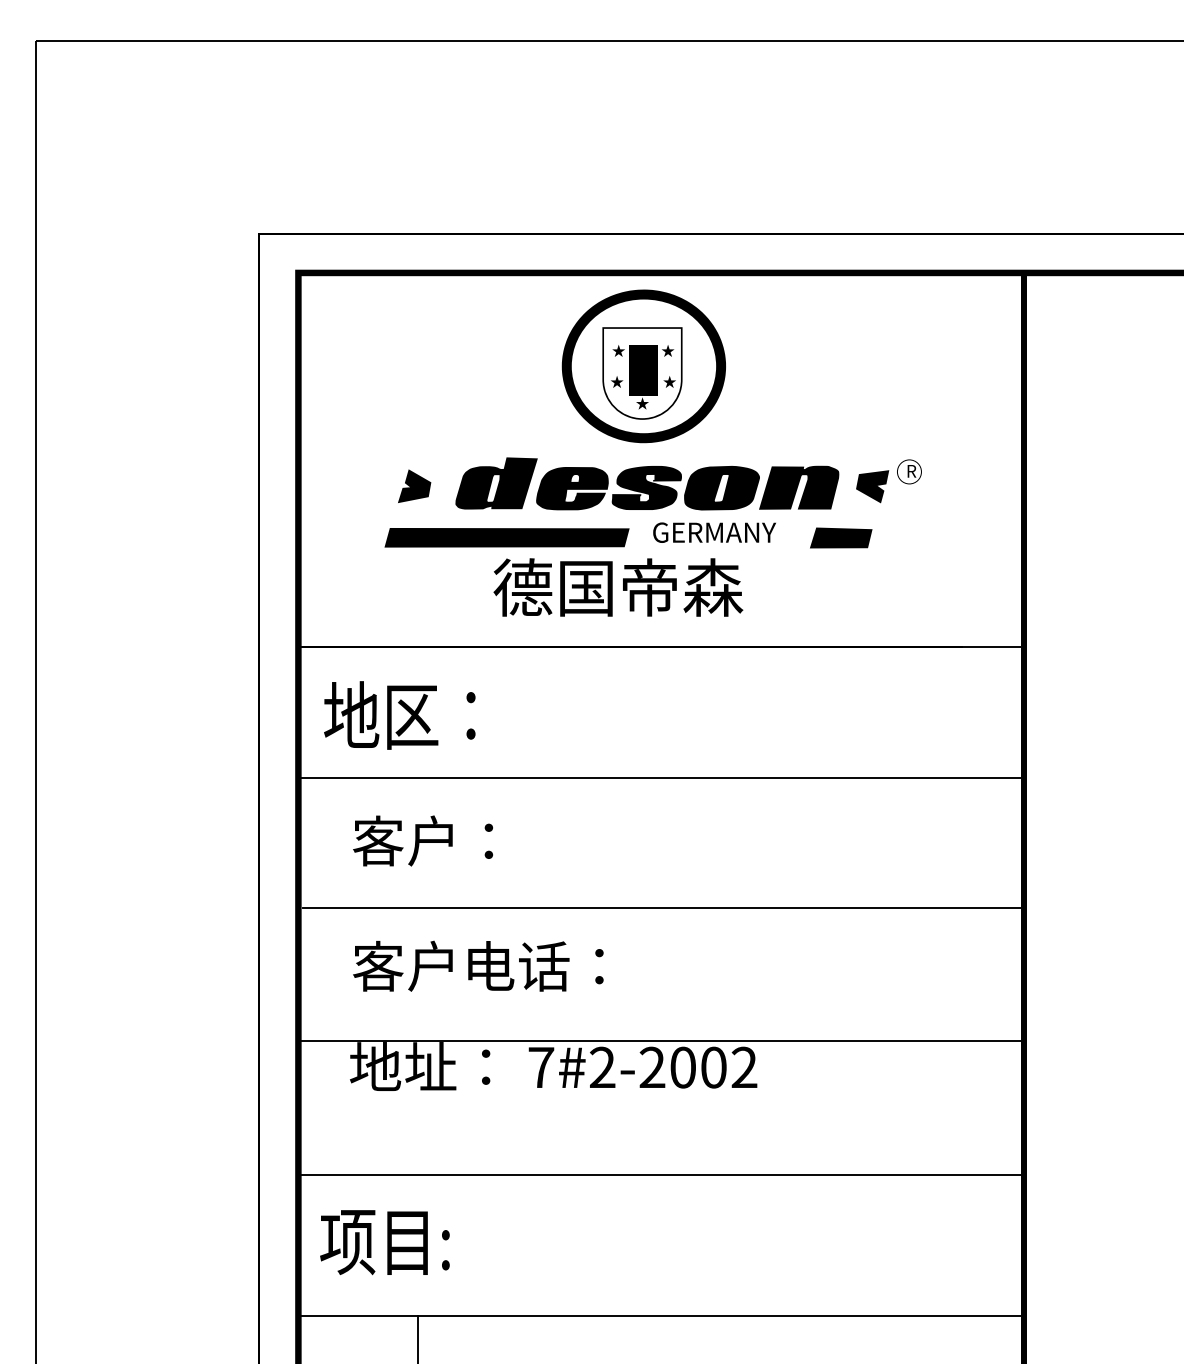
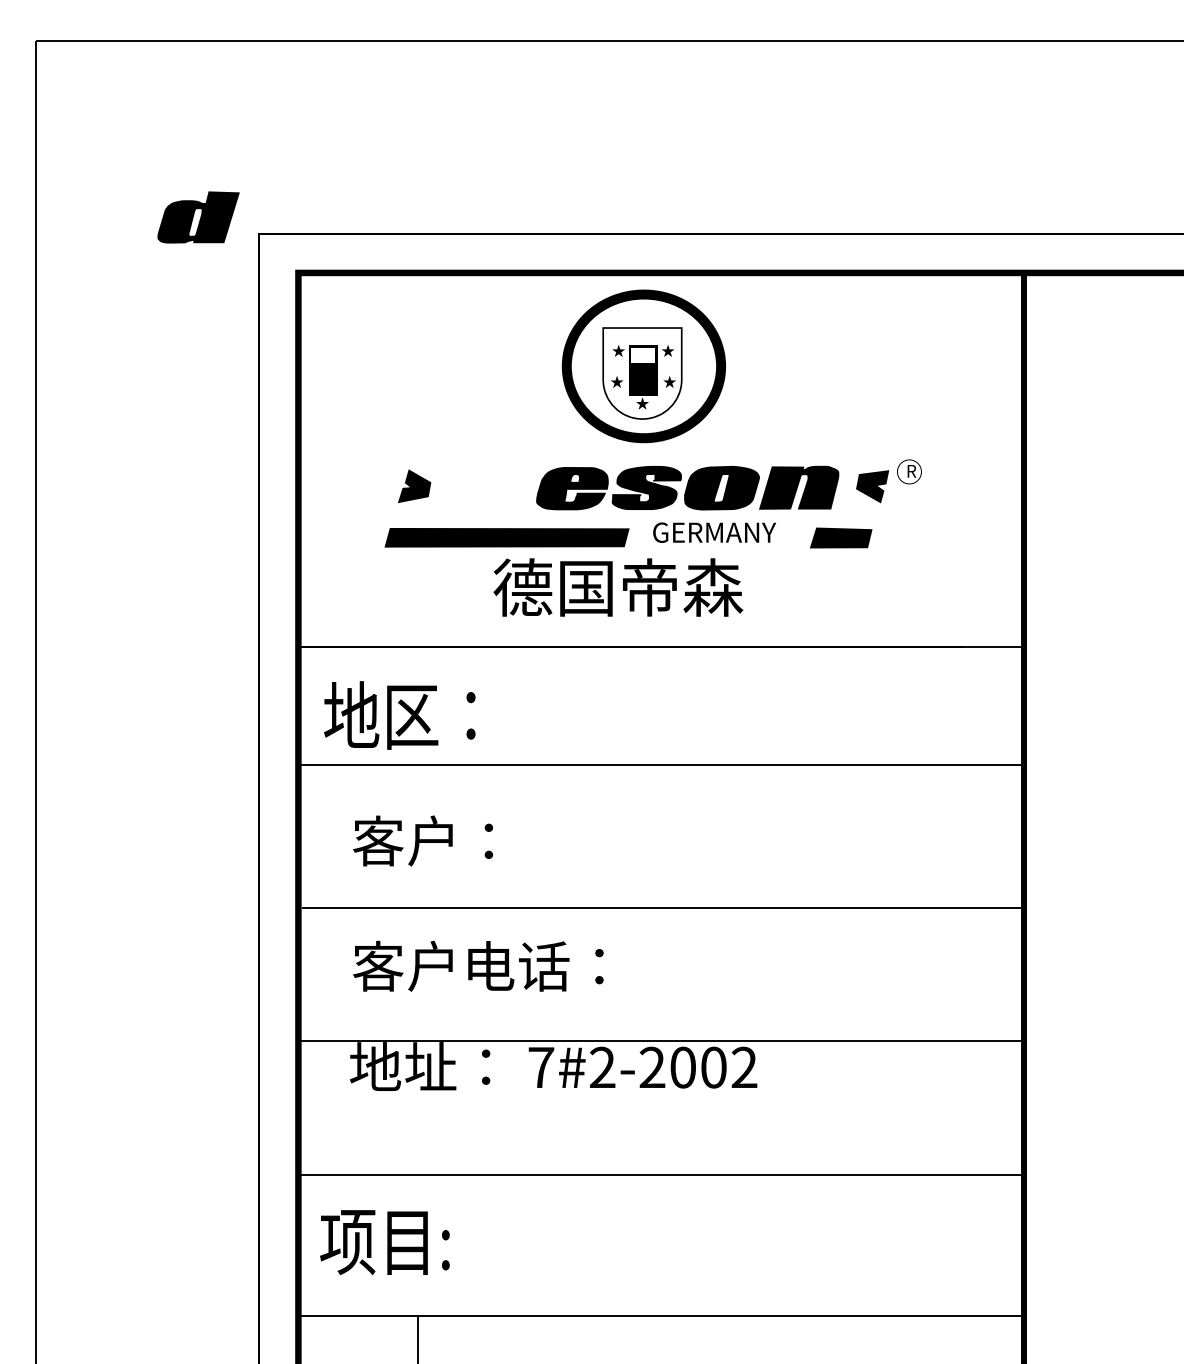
fill: present -> none (643, 354)
part position: (496, 483) -> (198, 217) (198, 217)
line position: (661, 777) -> (661, 764) (661, 764)
